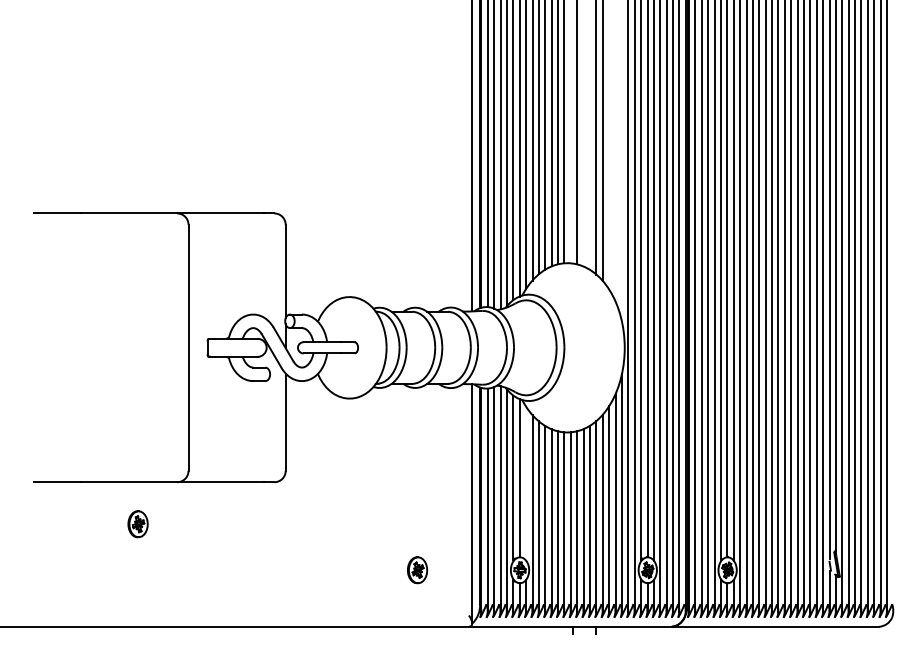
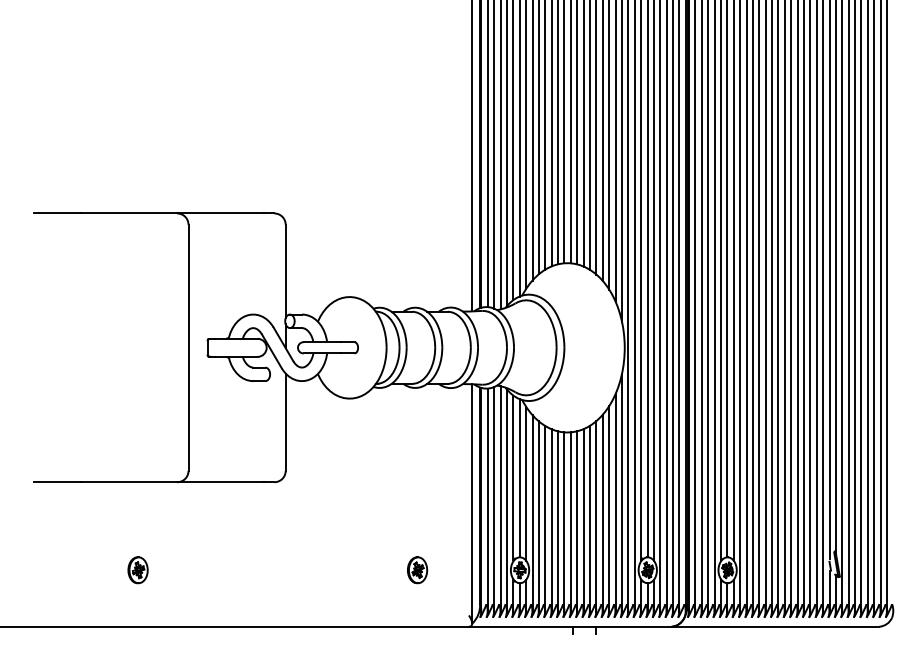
line: none -> present (570, 132)
line: none -> present (583, 134)
line: none -> present (590, 135)
line: none -> present (609, 145)
line: none -> present (615, 151)
line: none -> present (621, 161)
line: none -> present (526, 483)
part position: (137, 524) -> (137, 570) (137, 570)
